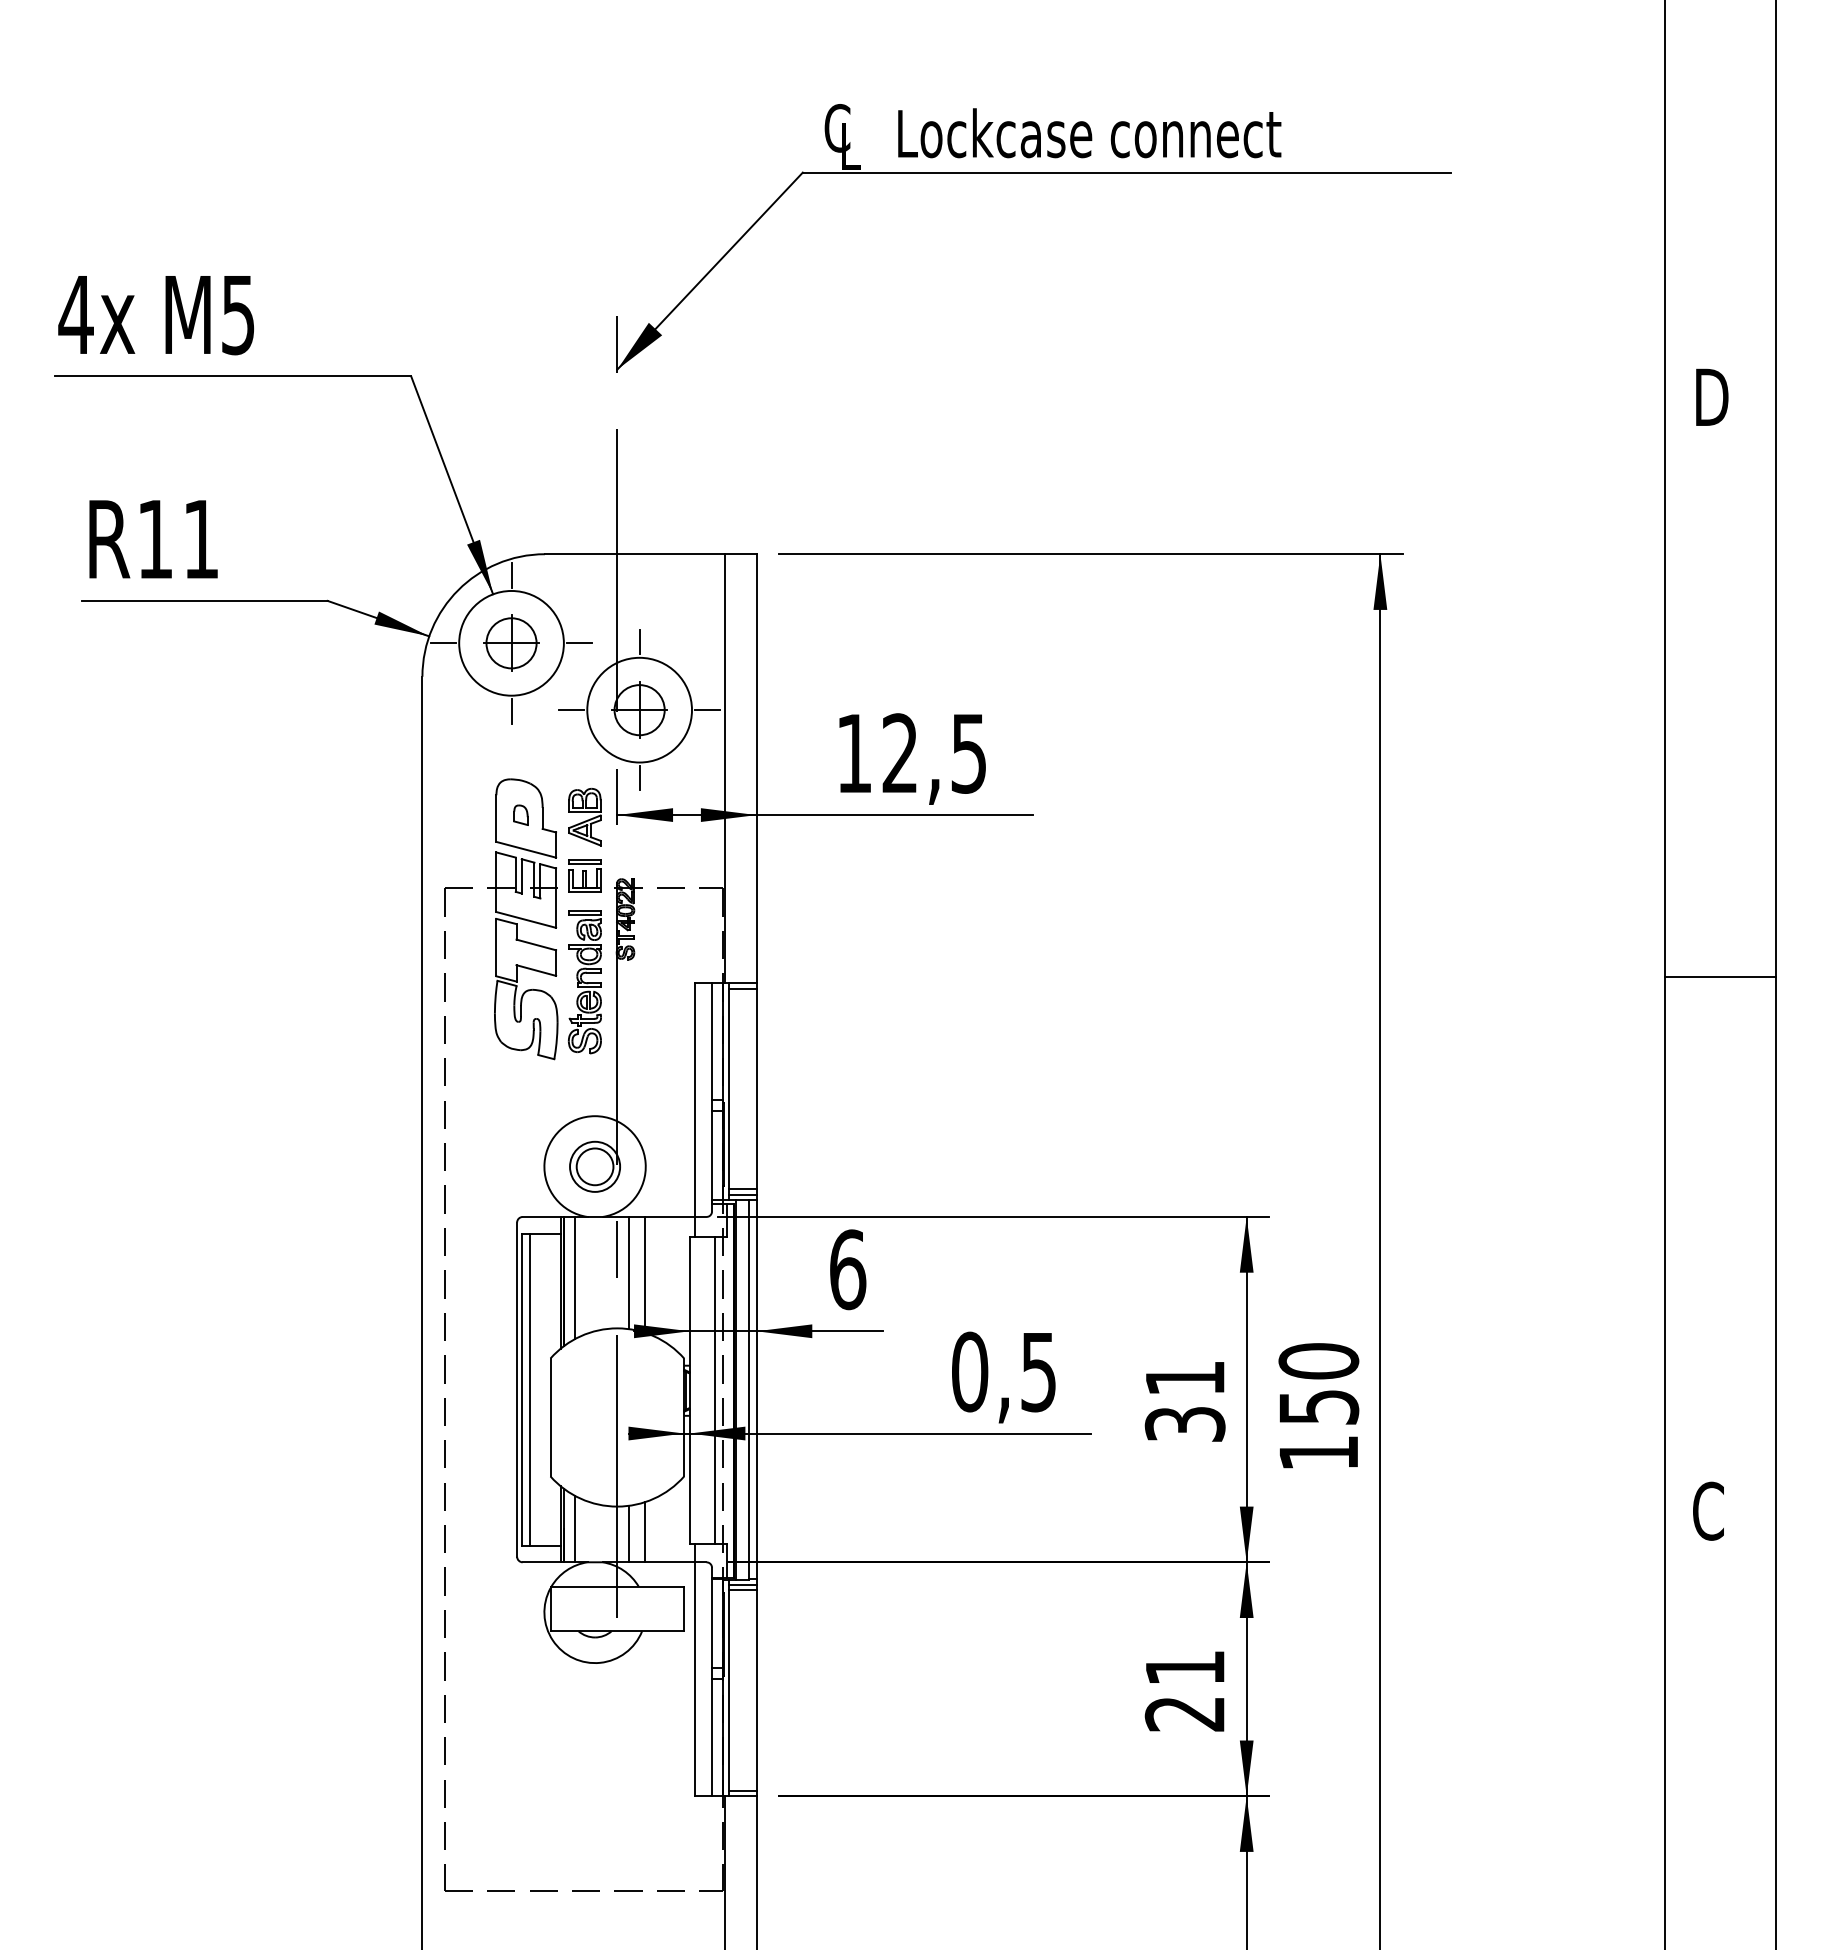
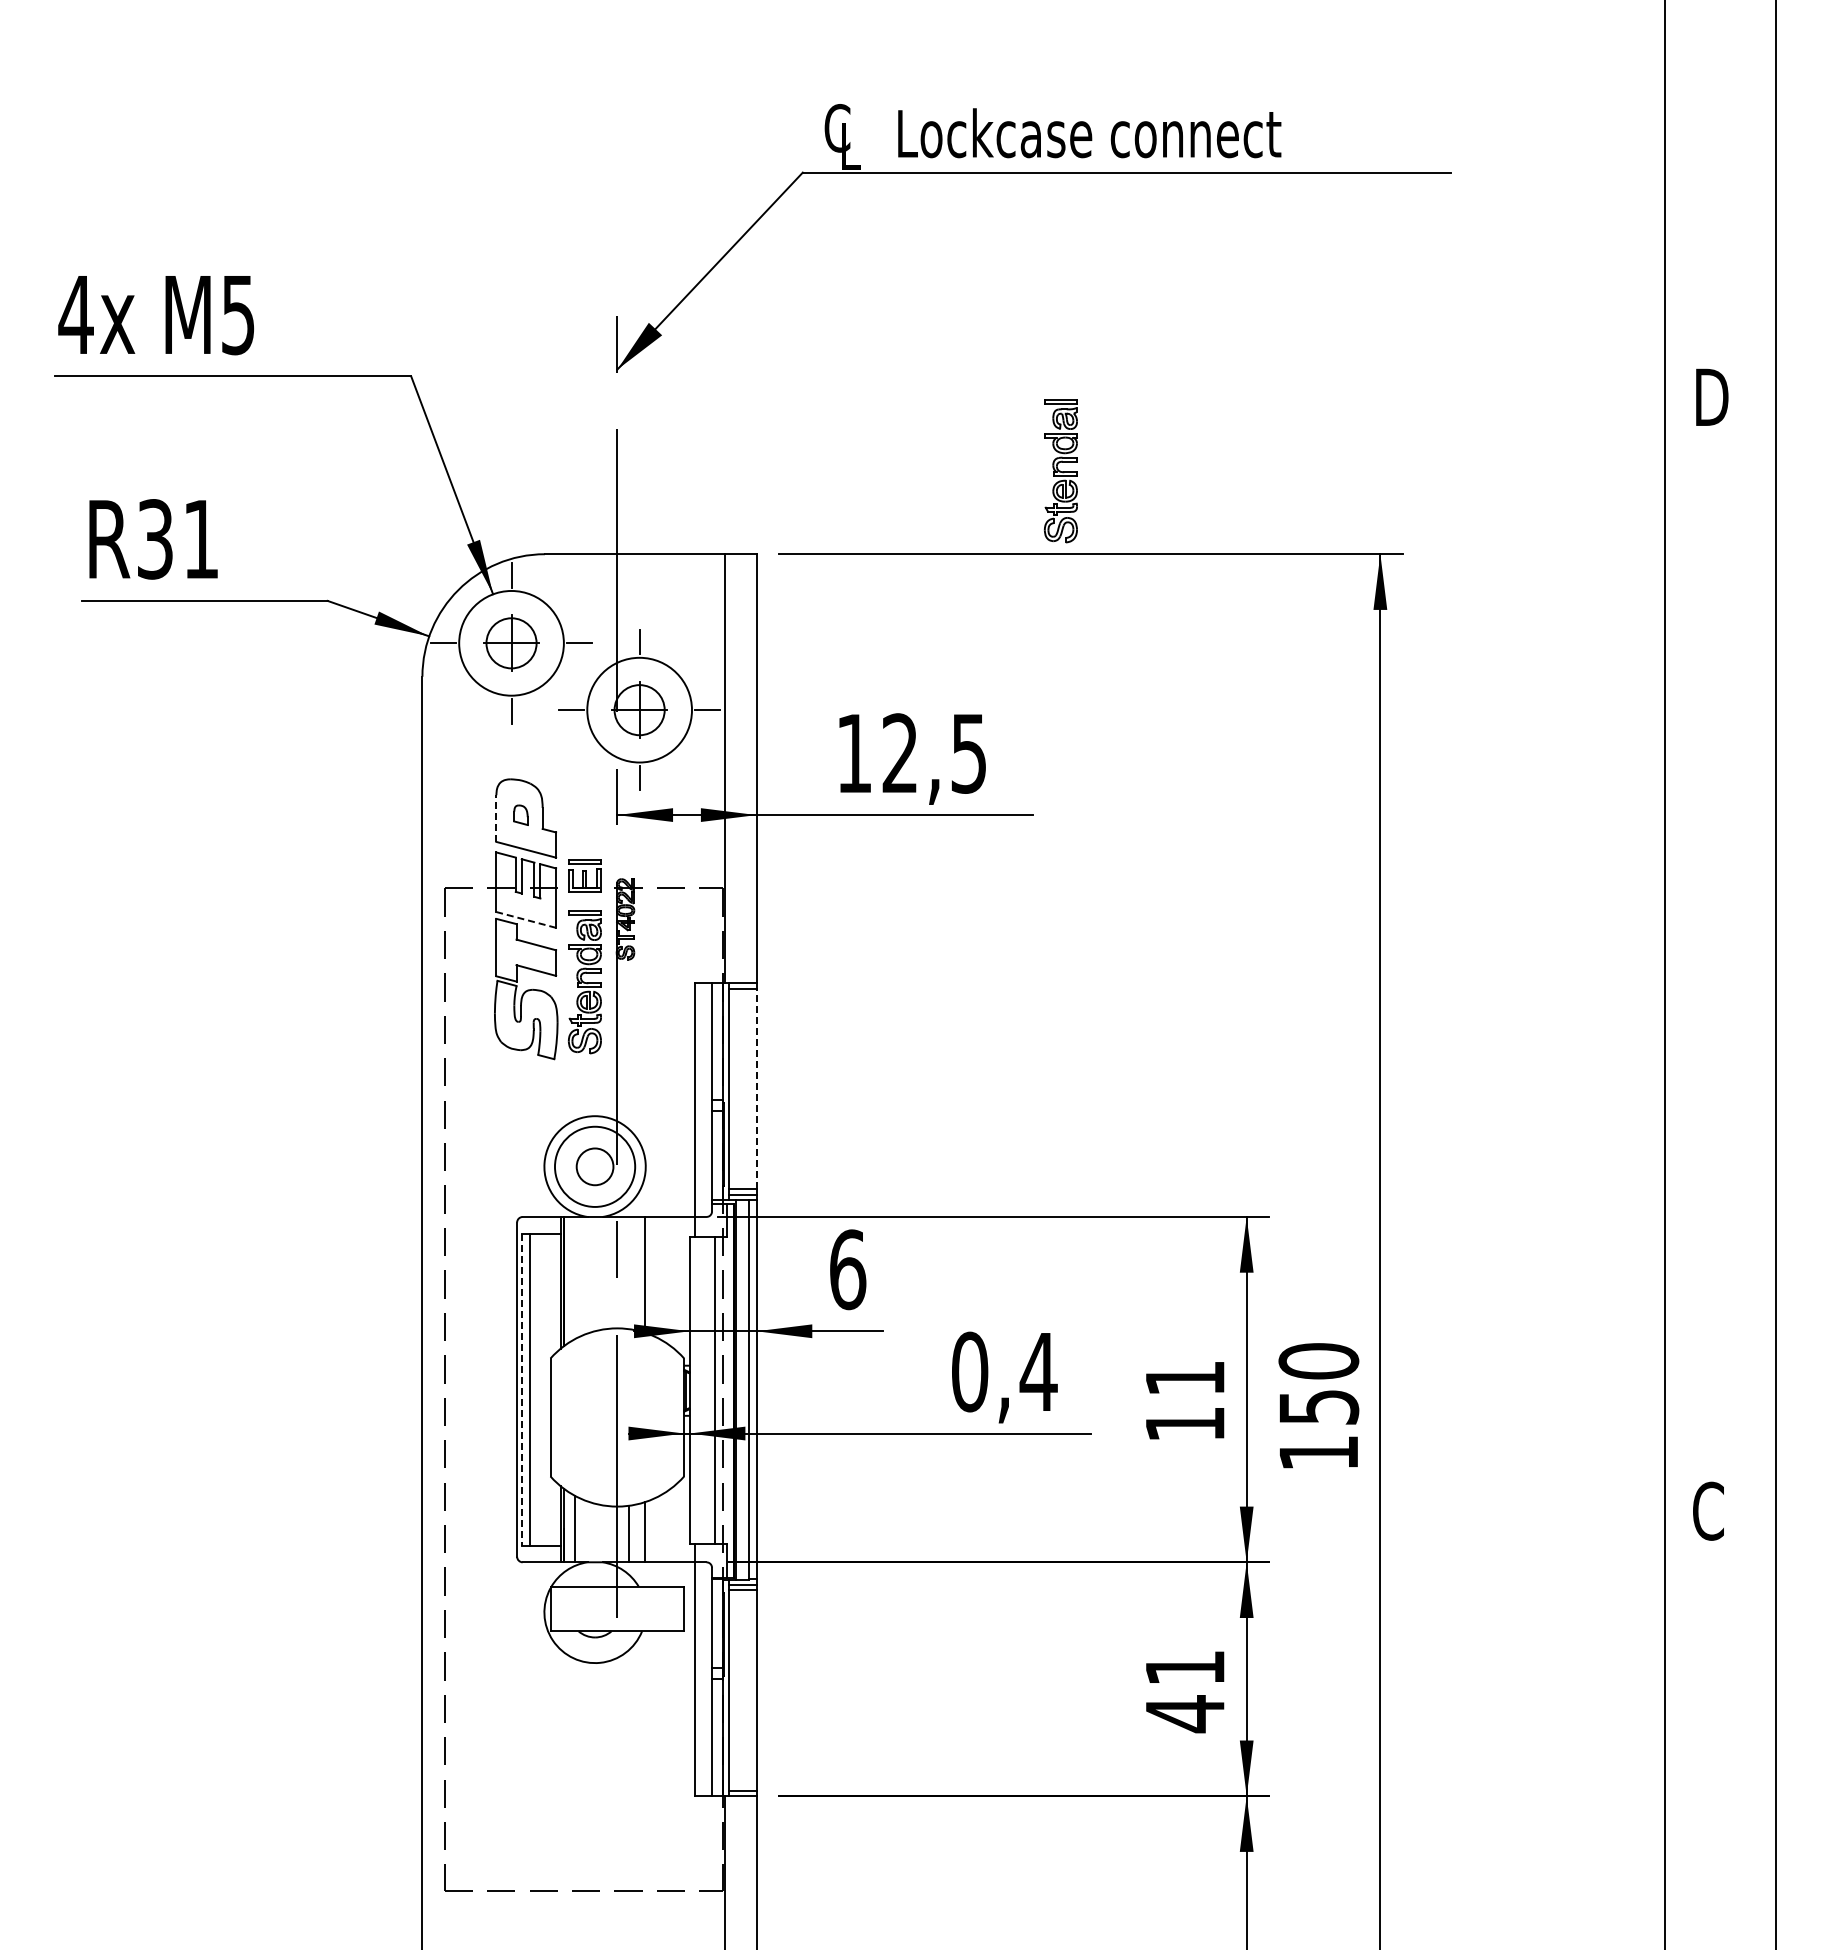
part: none -> present (1060, 471)
text: R11 -> R31 (155, 539)
part: present -> none (584, 816)
line: solid -> dashed (496, 818)
line: solid -> dashed (526, 919)
line: present -> none (1720, 977)
line: solid -> dashed (756, 1088)
circle diameter: 50 px -> 80 px (594, 1166)
line: present -> none (629, 1272)
line: present -> none (575, 1277)
text: 0,5 -> 0,4 (1038, 1372)
line: solid -> dashed (521, 1389)
text: 31 -> 11 (1184, 1424)
text: 21 -> 41 (1184, 1714)
